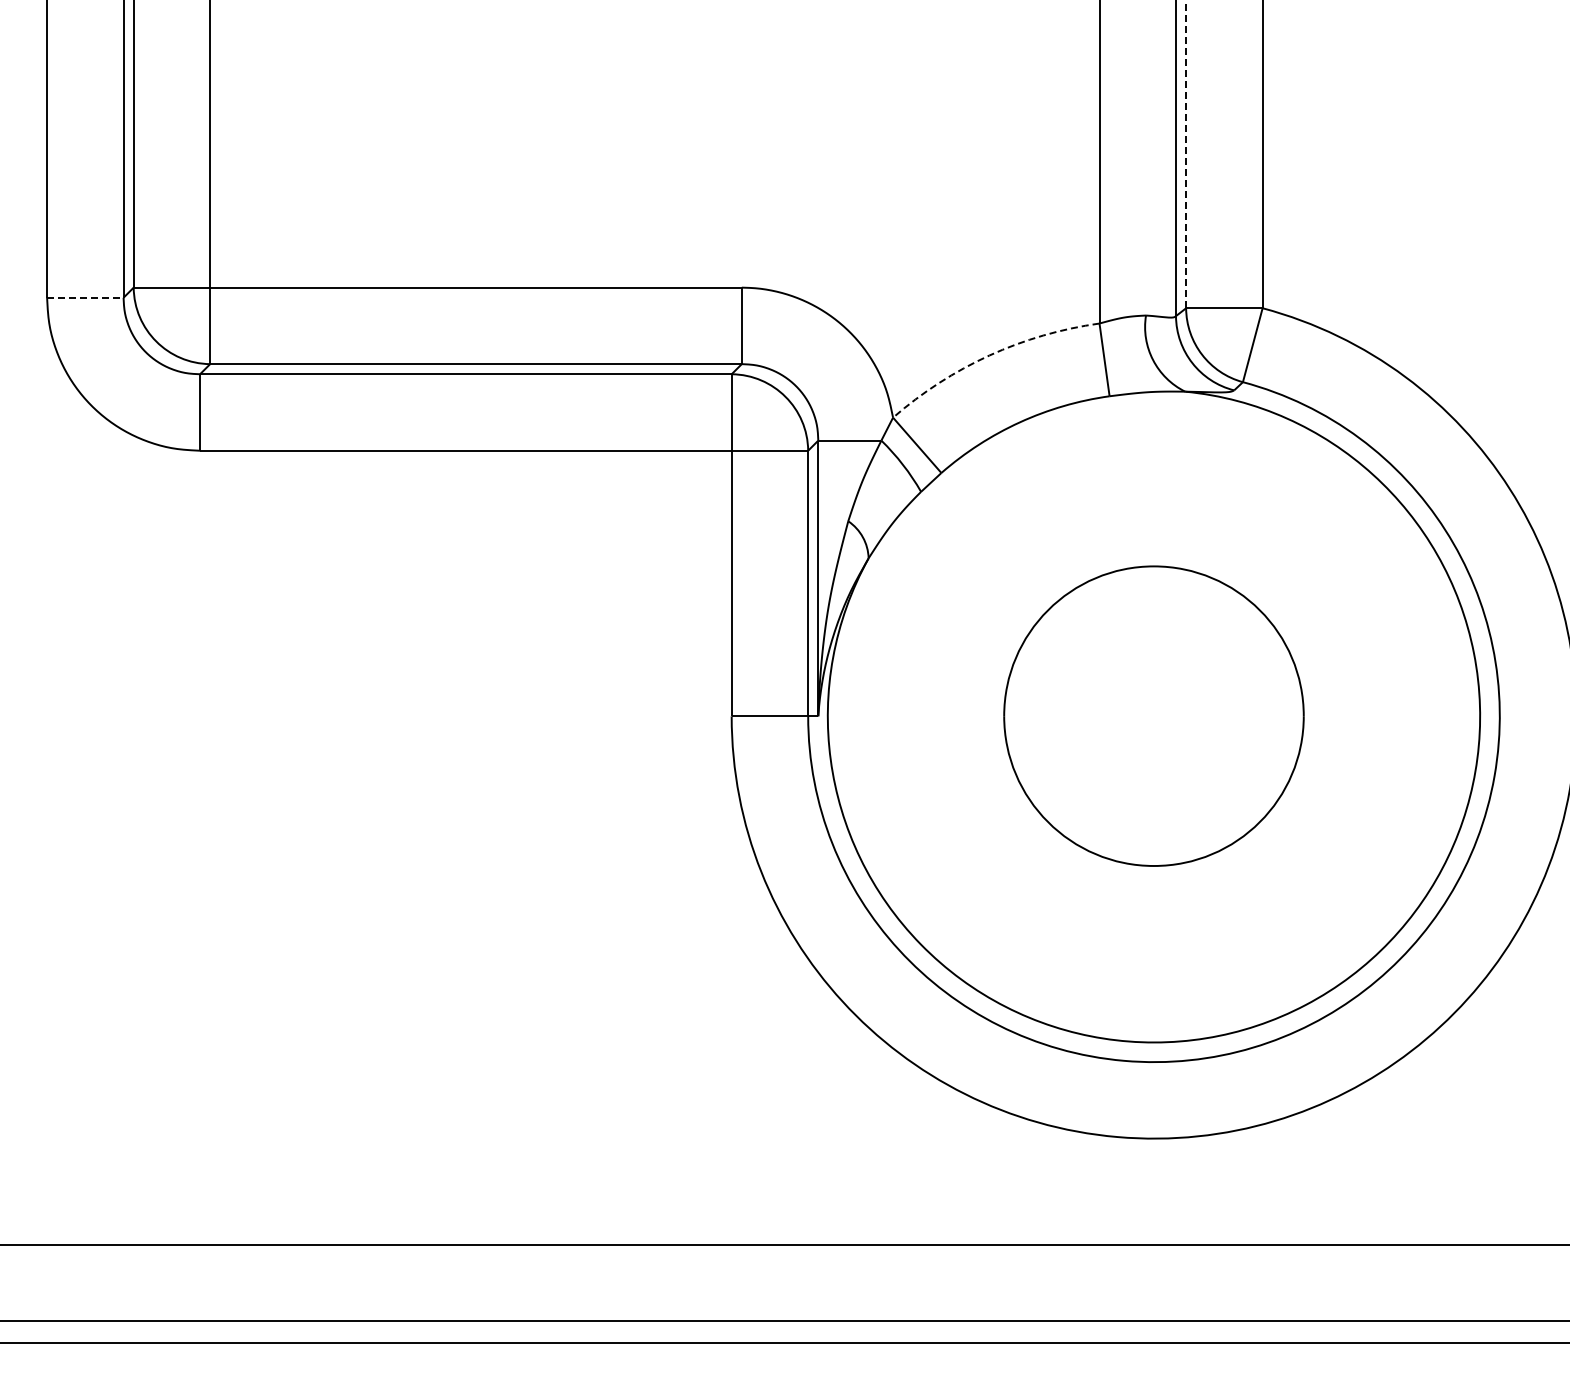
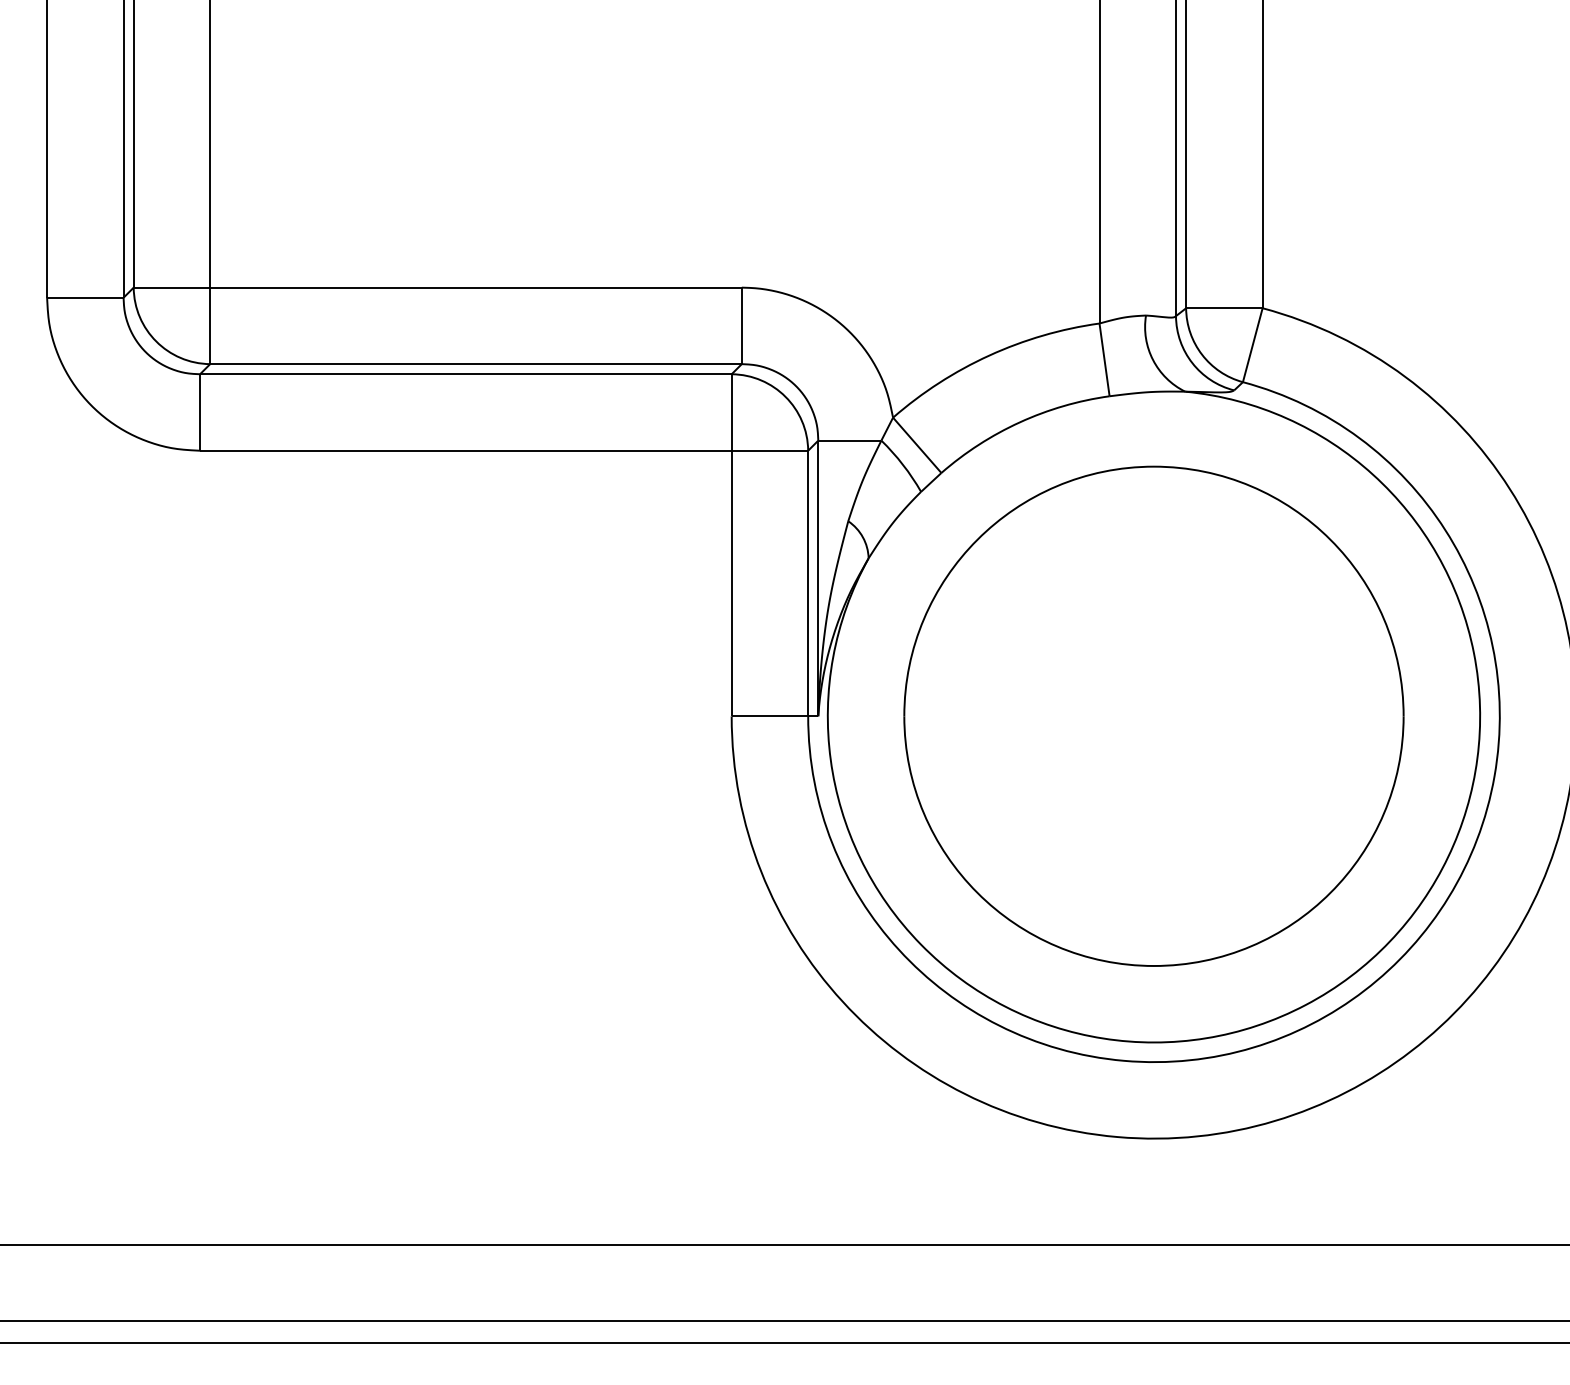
line: dashed -> solid (1186, 154)
line: dashed -> solid (85, 297)
arc: dashed -> solid (989, 355)
part size: 302x302 px -> 502x502 px (1153, 715)
